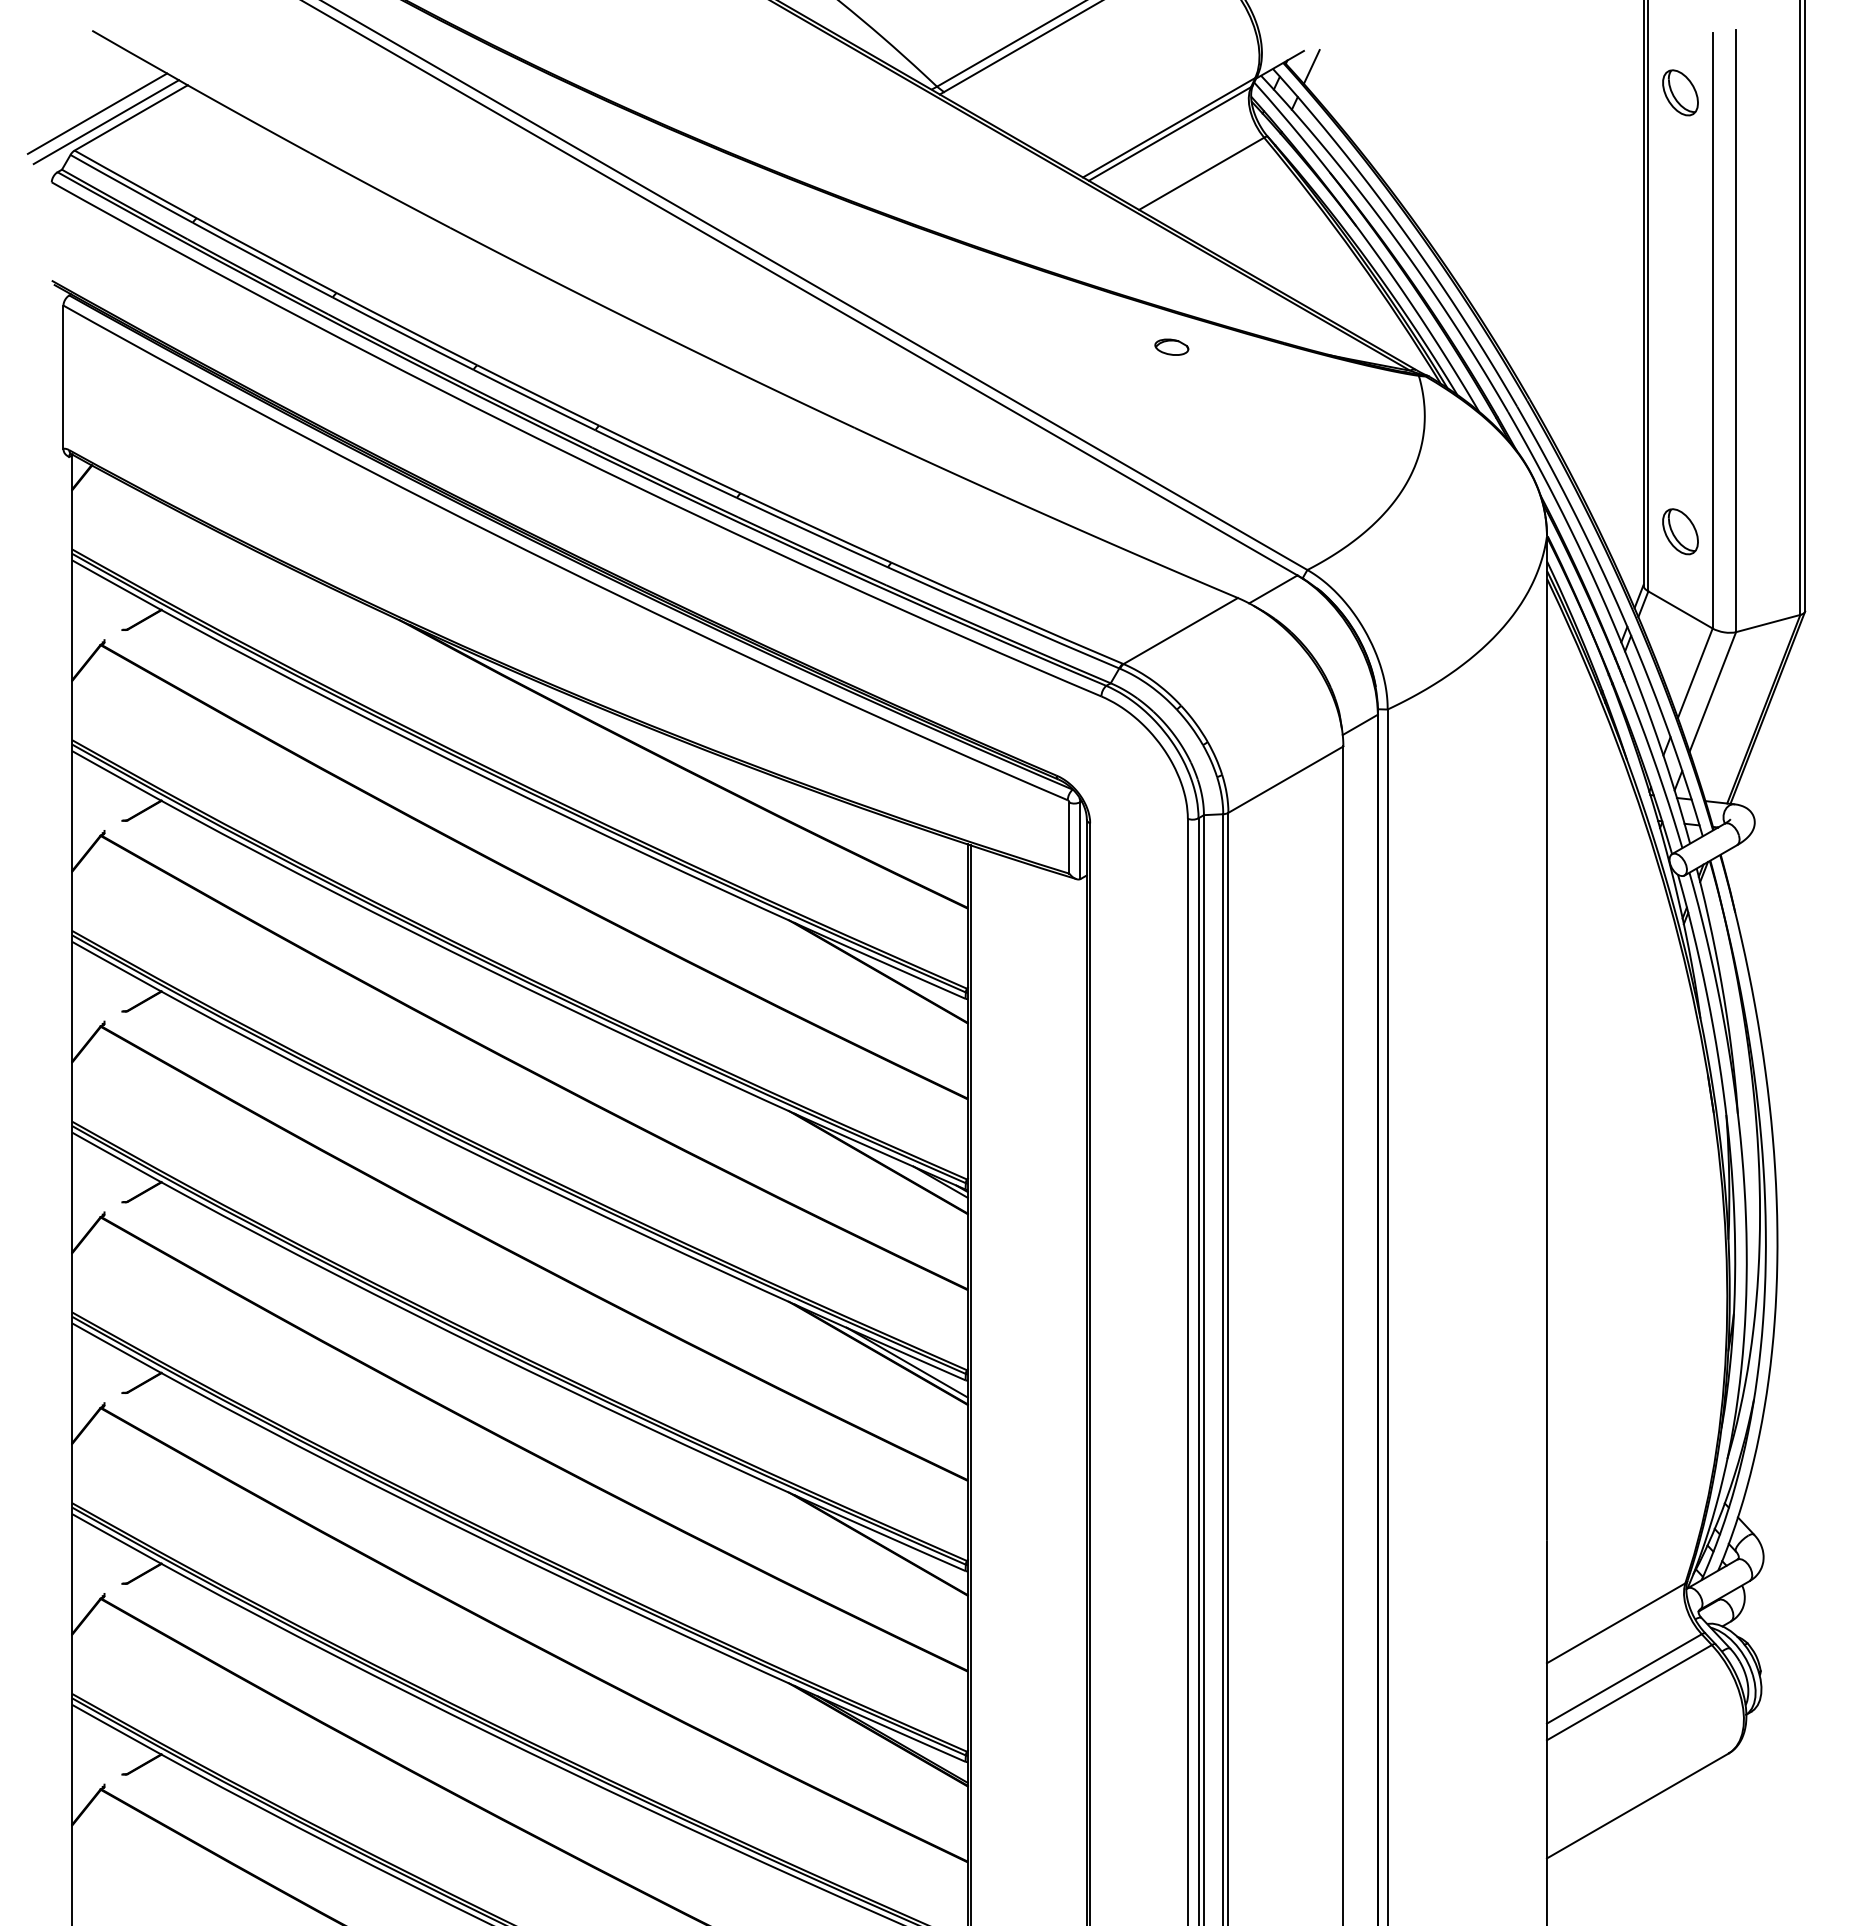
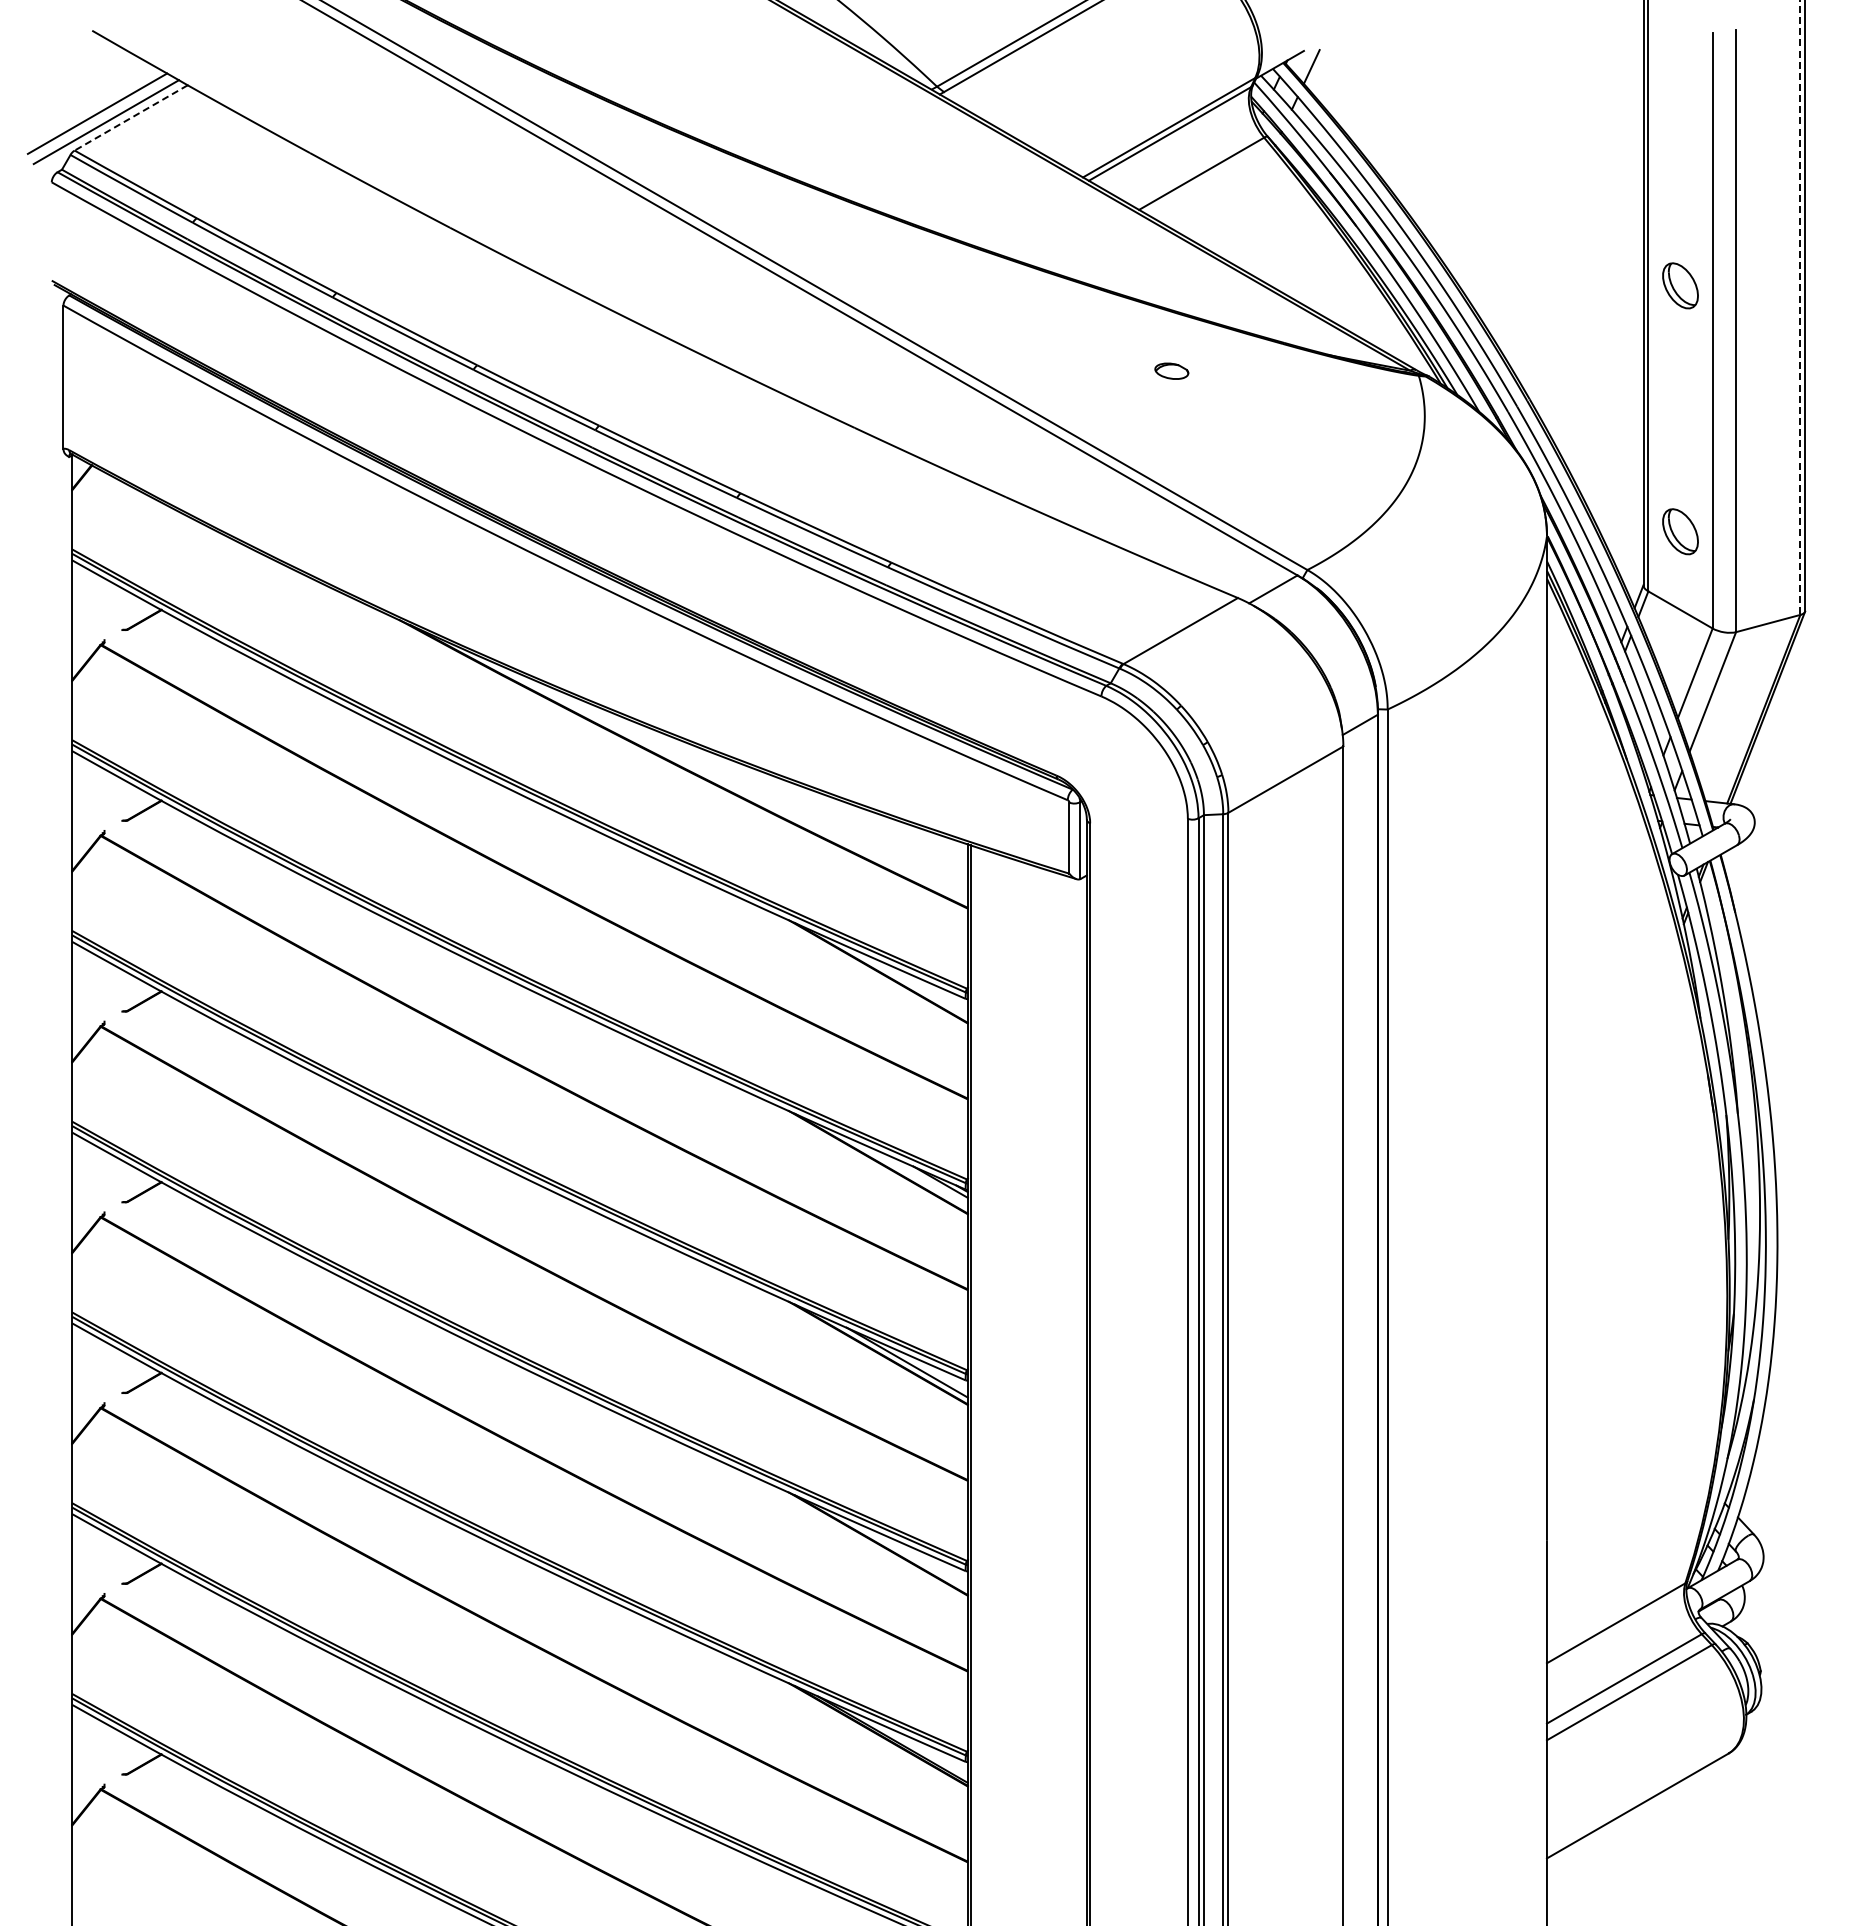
part position: (1680, 92) -> (1680, 285) (1680, 285)
line: solid -> dashed (130, 118)
line: solid -> dashed (1800, 308)
part position: (1171, 346) -> (1171, 370) (1171, 370)
